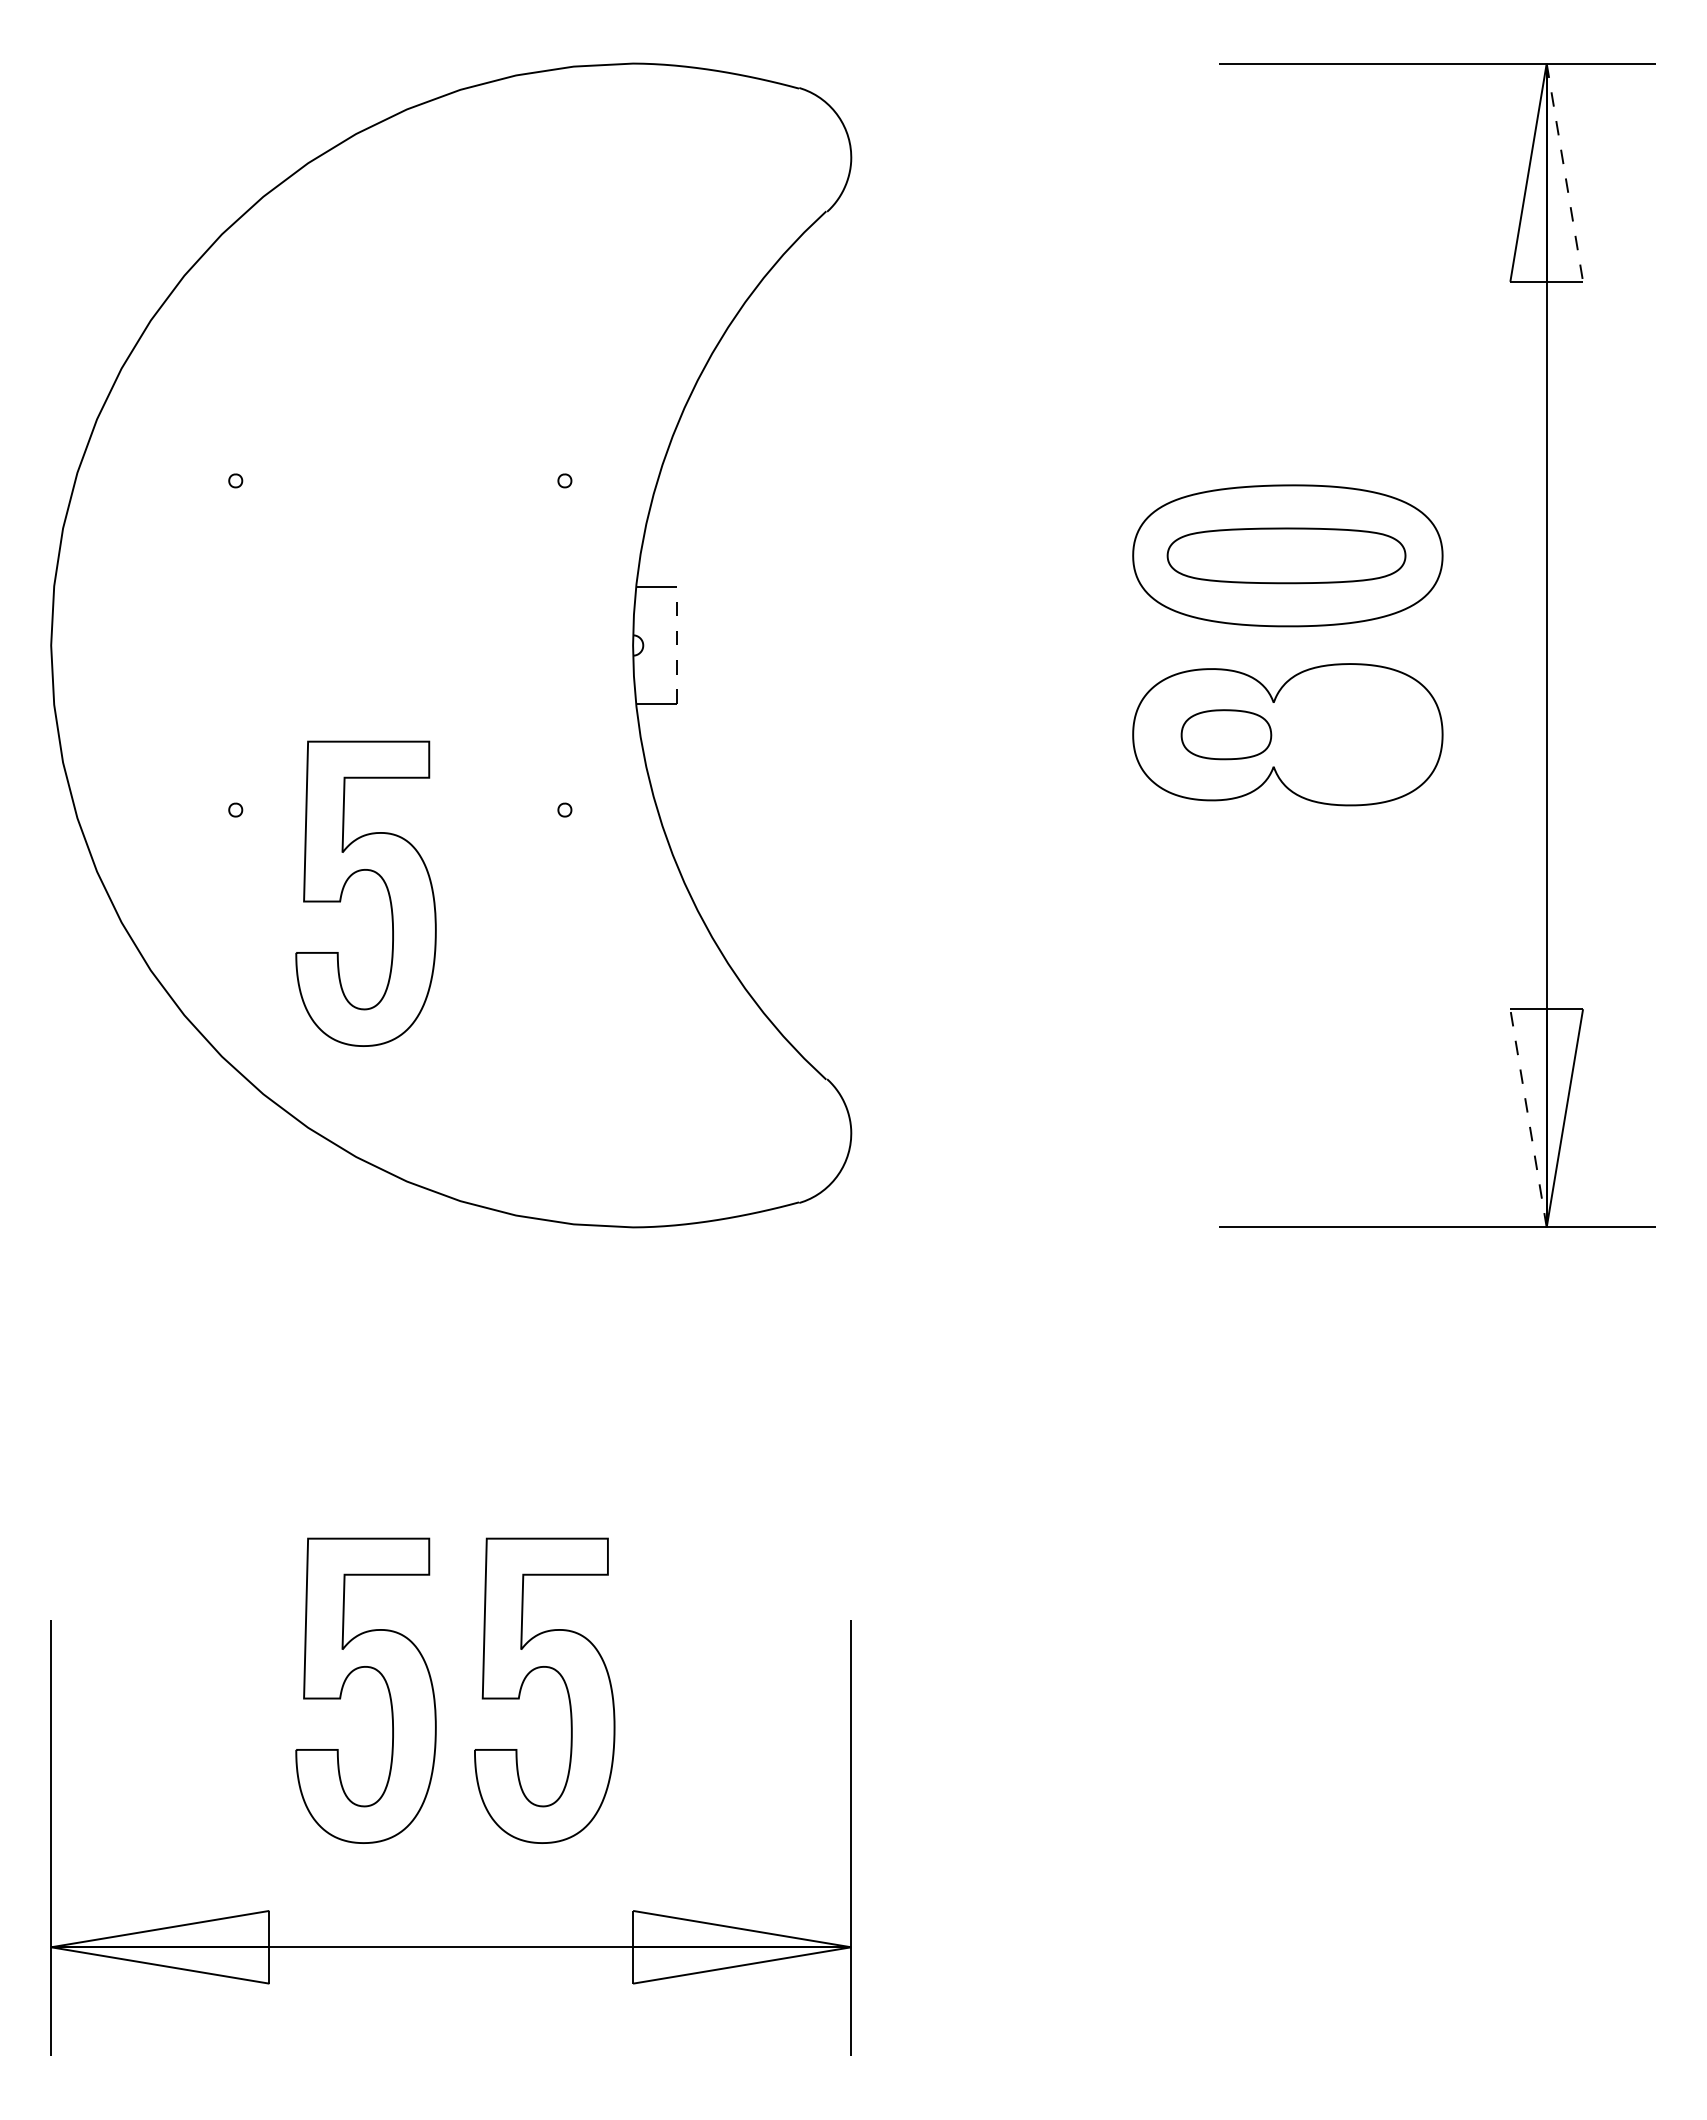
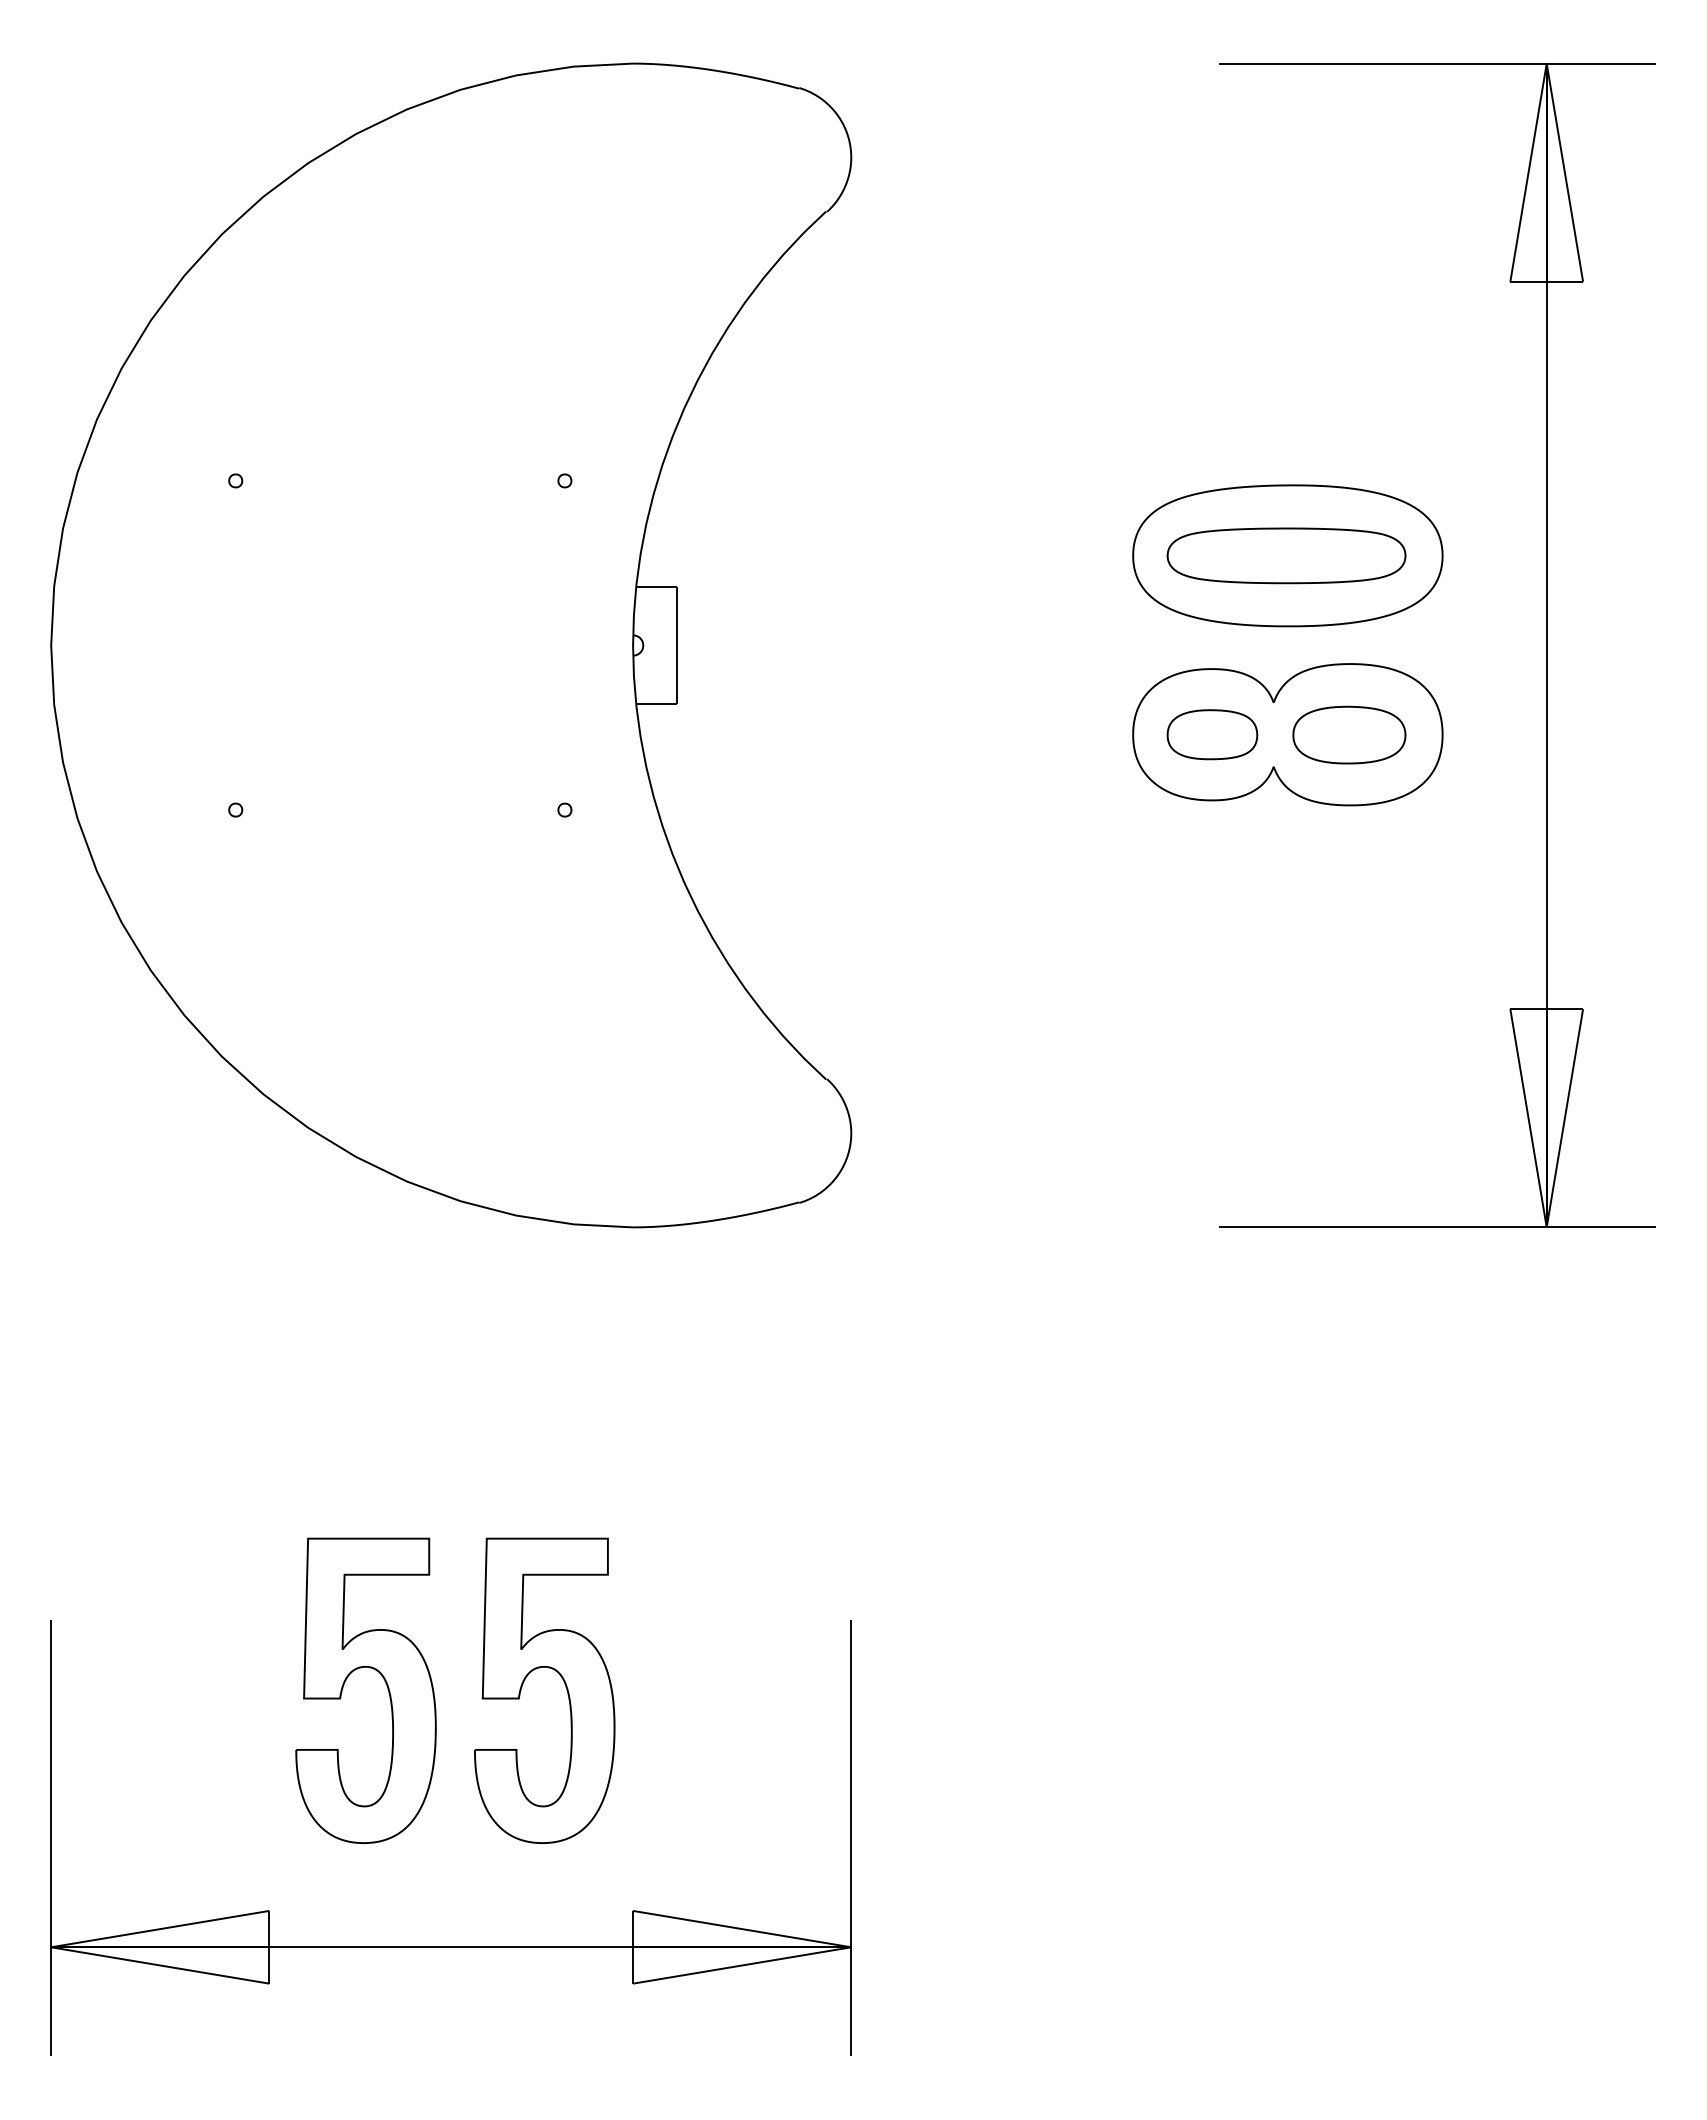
line: dashed -> solid (1564, 172)
line: dashed -> solid (676, 645)
part position: (1226, 734) -> (1212, 734) (1212, 734)
part: none -> present (1349, 734)
part: present -> none (384, 884)
line: dashed -> solid (1528, 1118)
